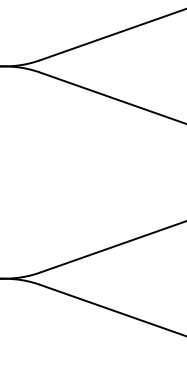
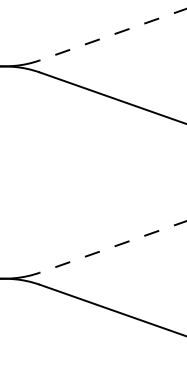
line: solid -> dashed (113, 34)
line: solid -> dashed (113, 246)
